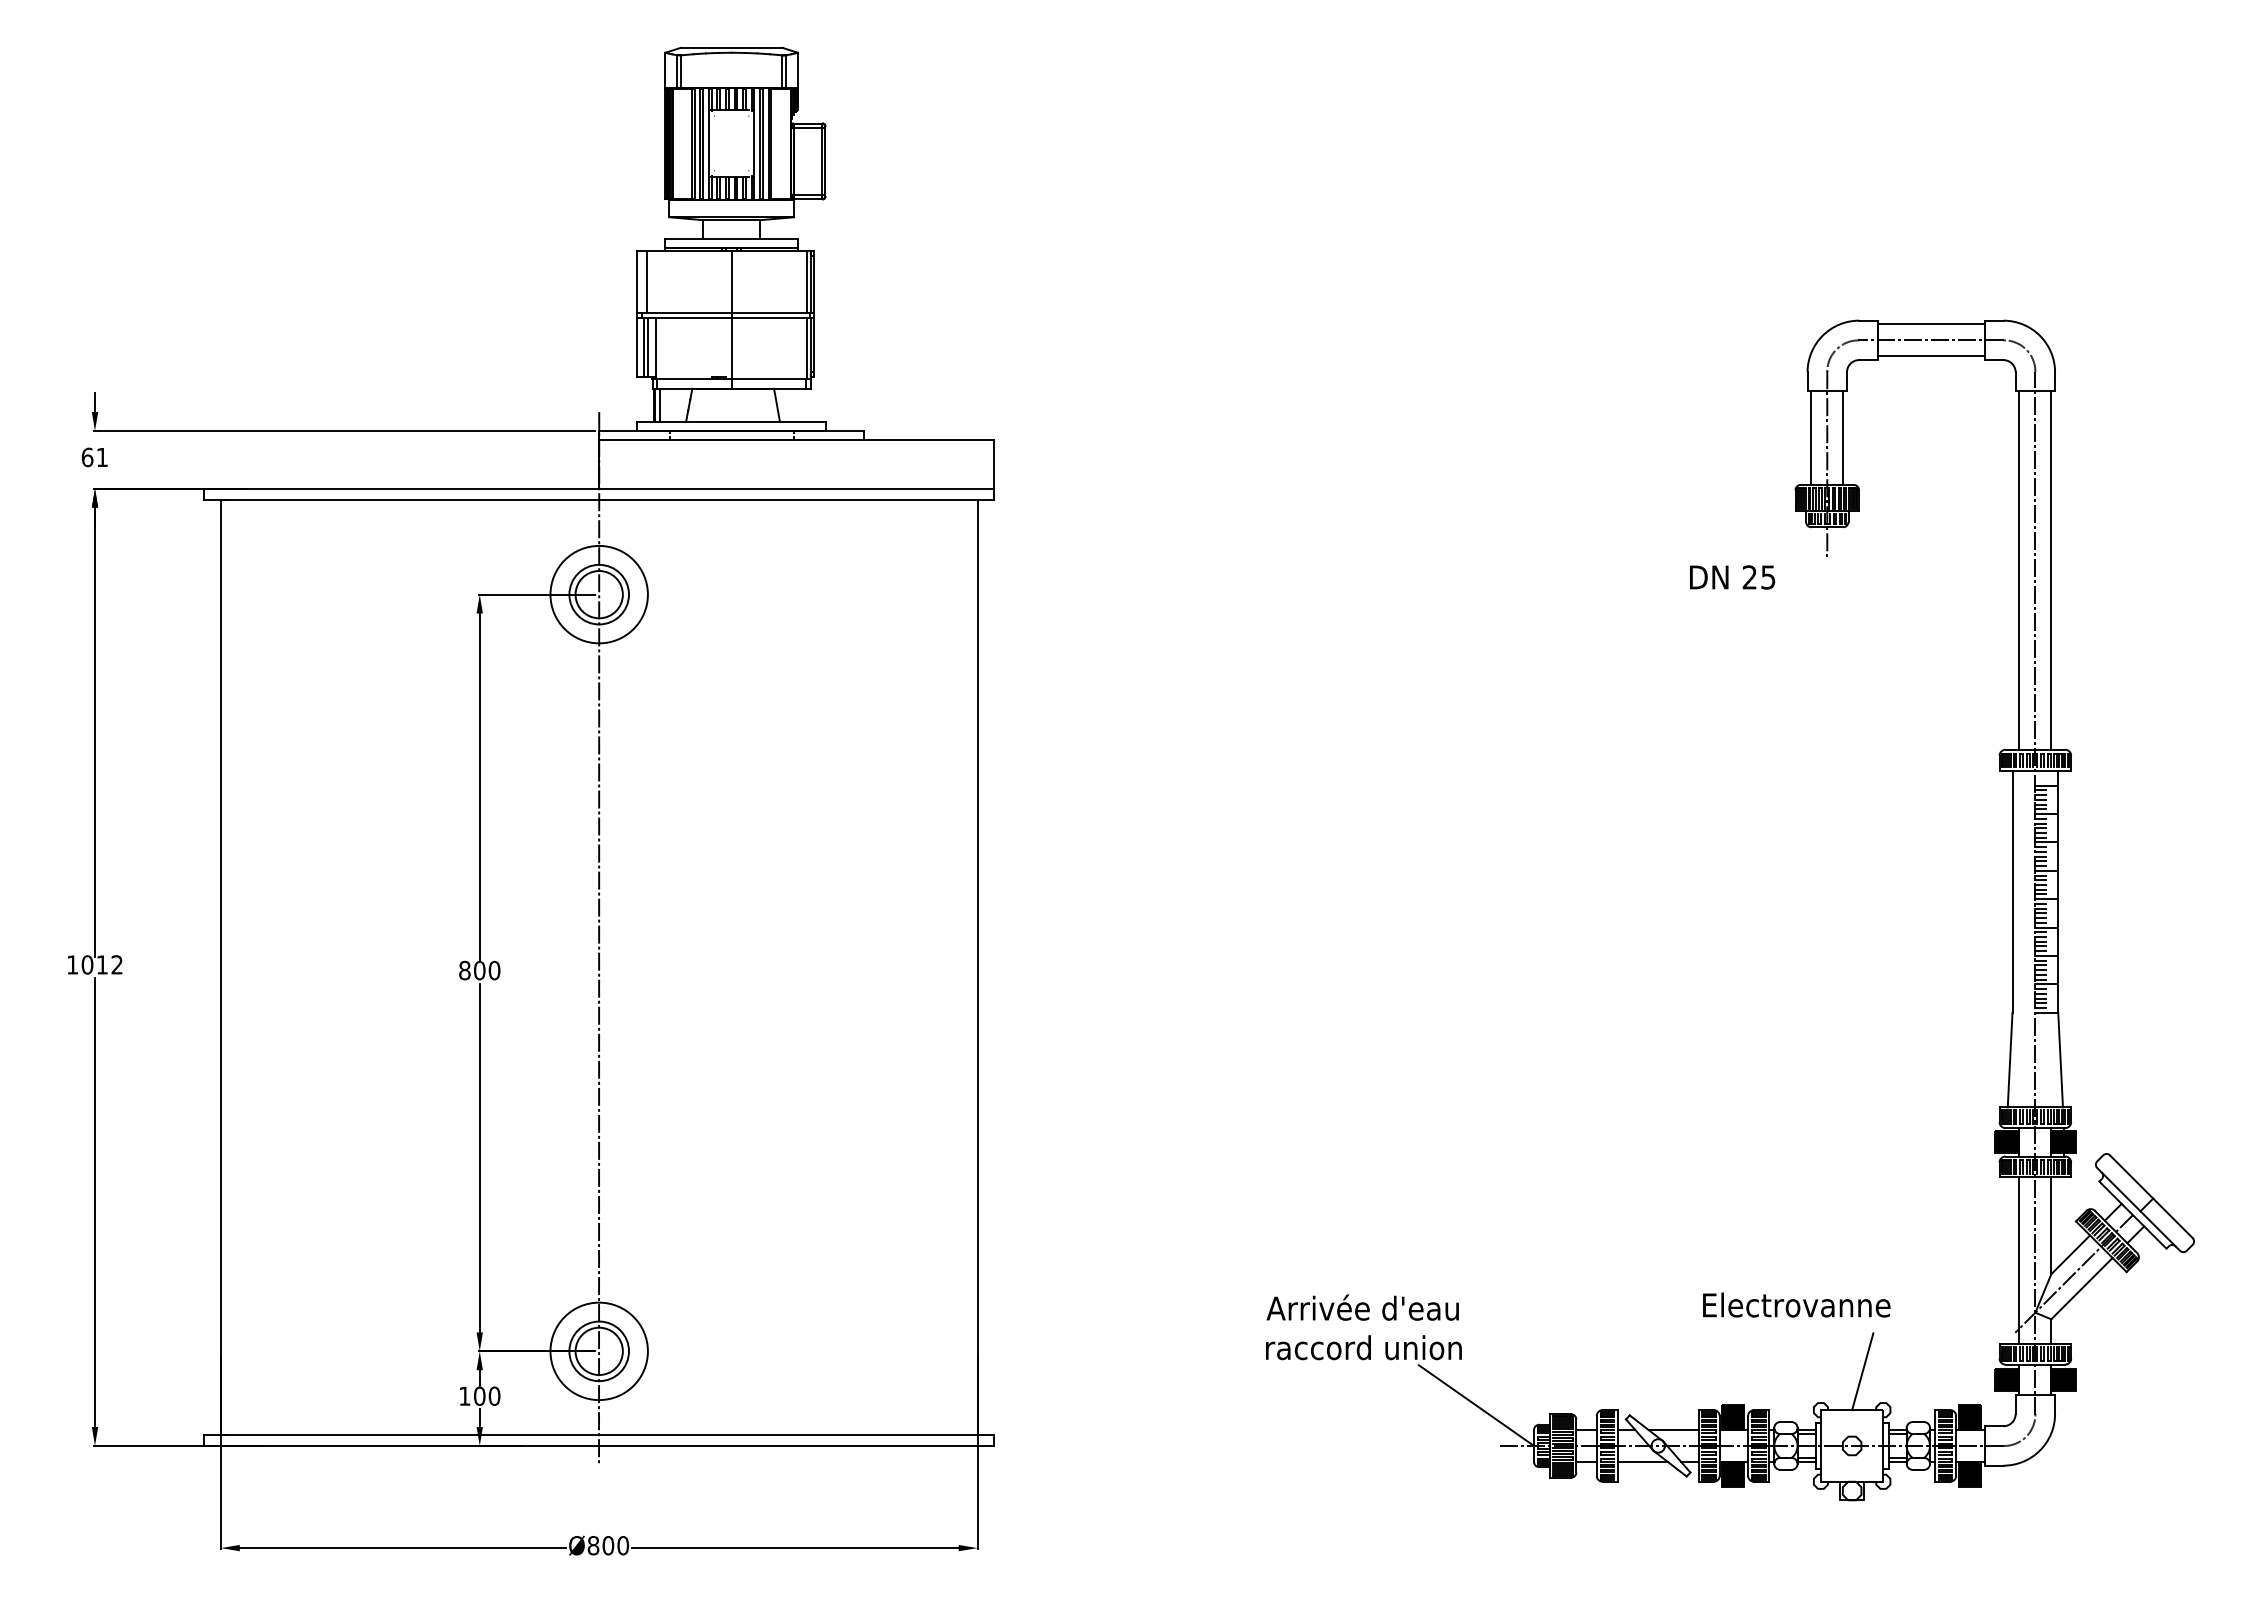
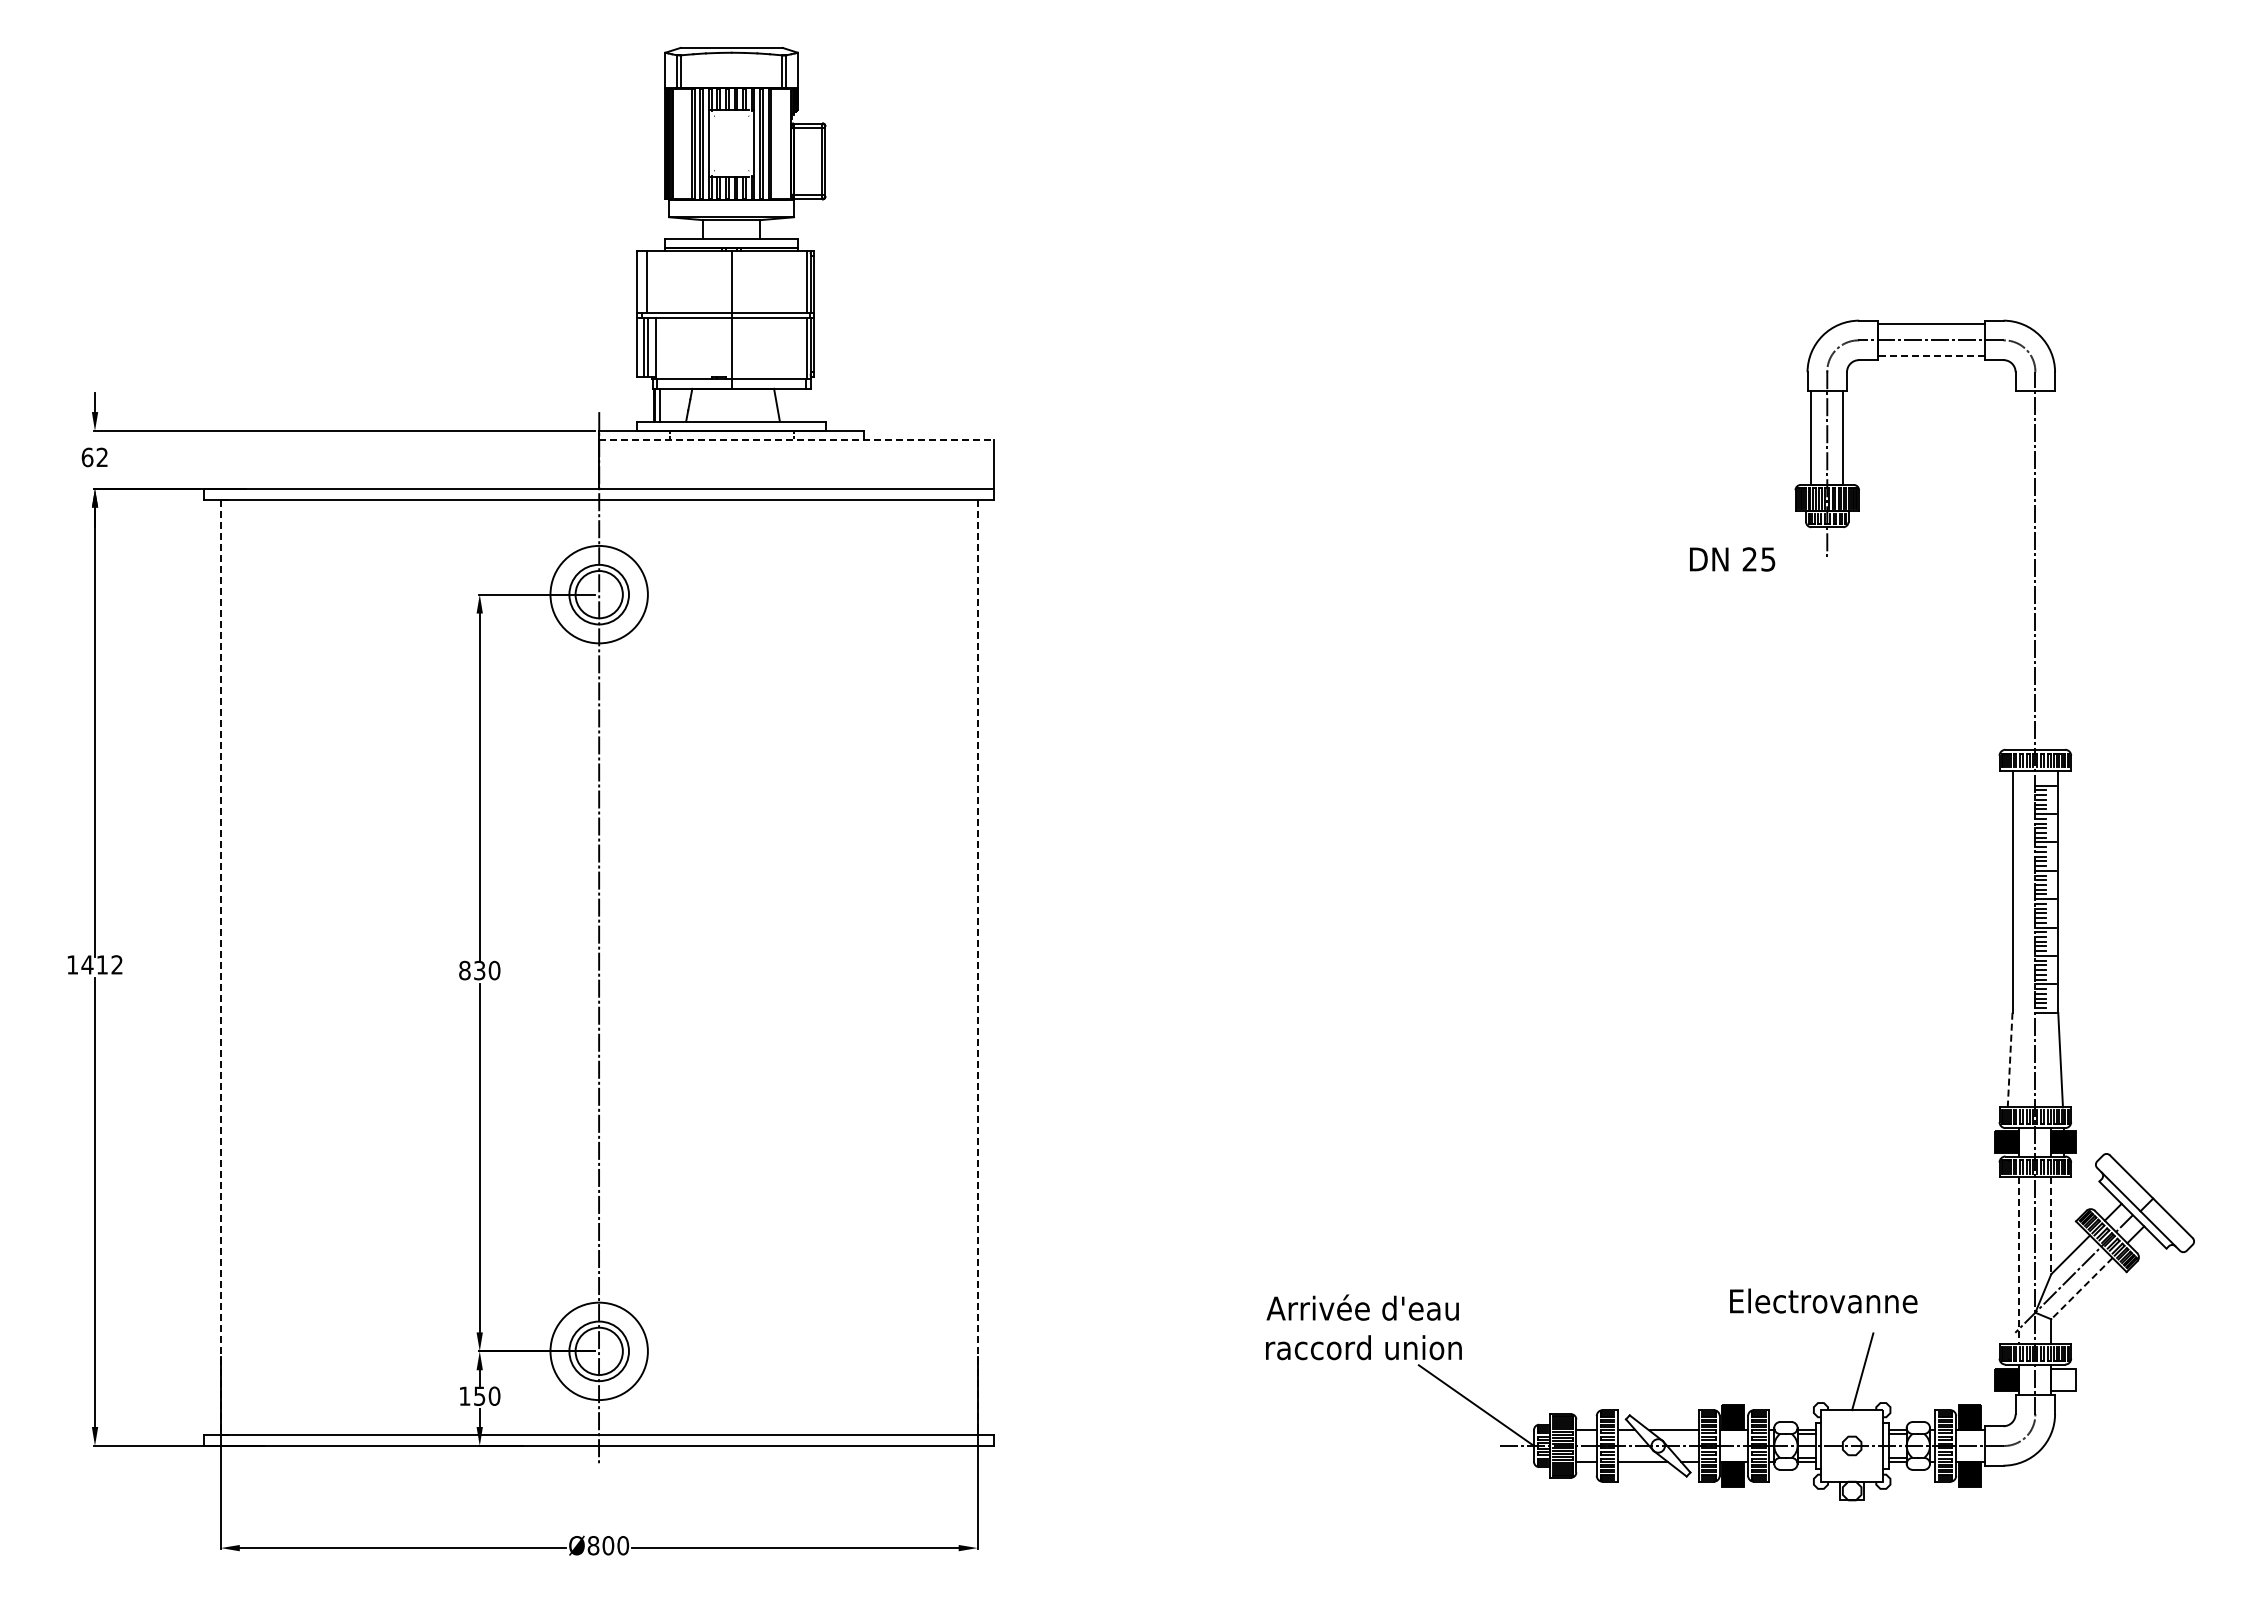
line: solid -> dashed (1930, 356)
line: solid -> dashed (797, 440)
text: 61 -> 62 (101, 456)
line: present -> none (2019, 570)
line: present -> none (2051, 570)
text position: (1732, 577) -> (1732, 559) (1732, 559)
text: 1012 -> 1412 (87, 964)
line: solid -> dashed (220, 967)
line: solid -> dashed (977, 967)
text: 800 -> 830 (479, 970)
line: solid -> dashed (2010, 1060)
line: solid -> dashed (2051, 1226)
line: solid -> dashed (2019, 1261)
line: solid -> dashed (2081, 1289)
text position: (1796, 1304) -> (1823, 1300) (1823, 1300)
fill: present -> none (2063, 1379)
text: 100 -> 150 (479, 1395)
